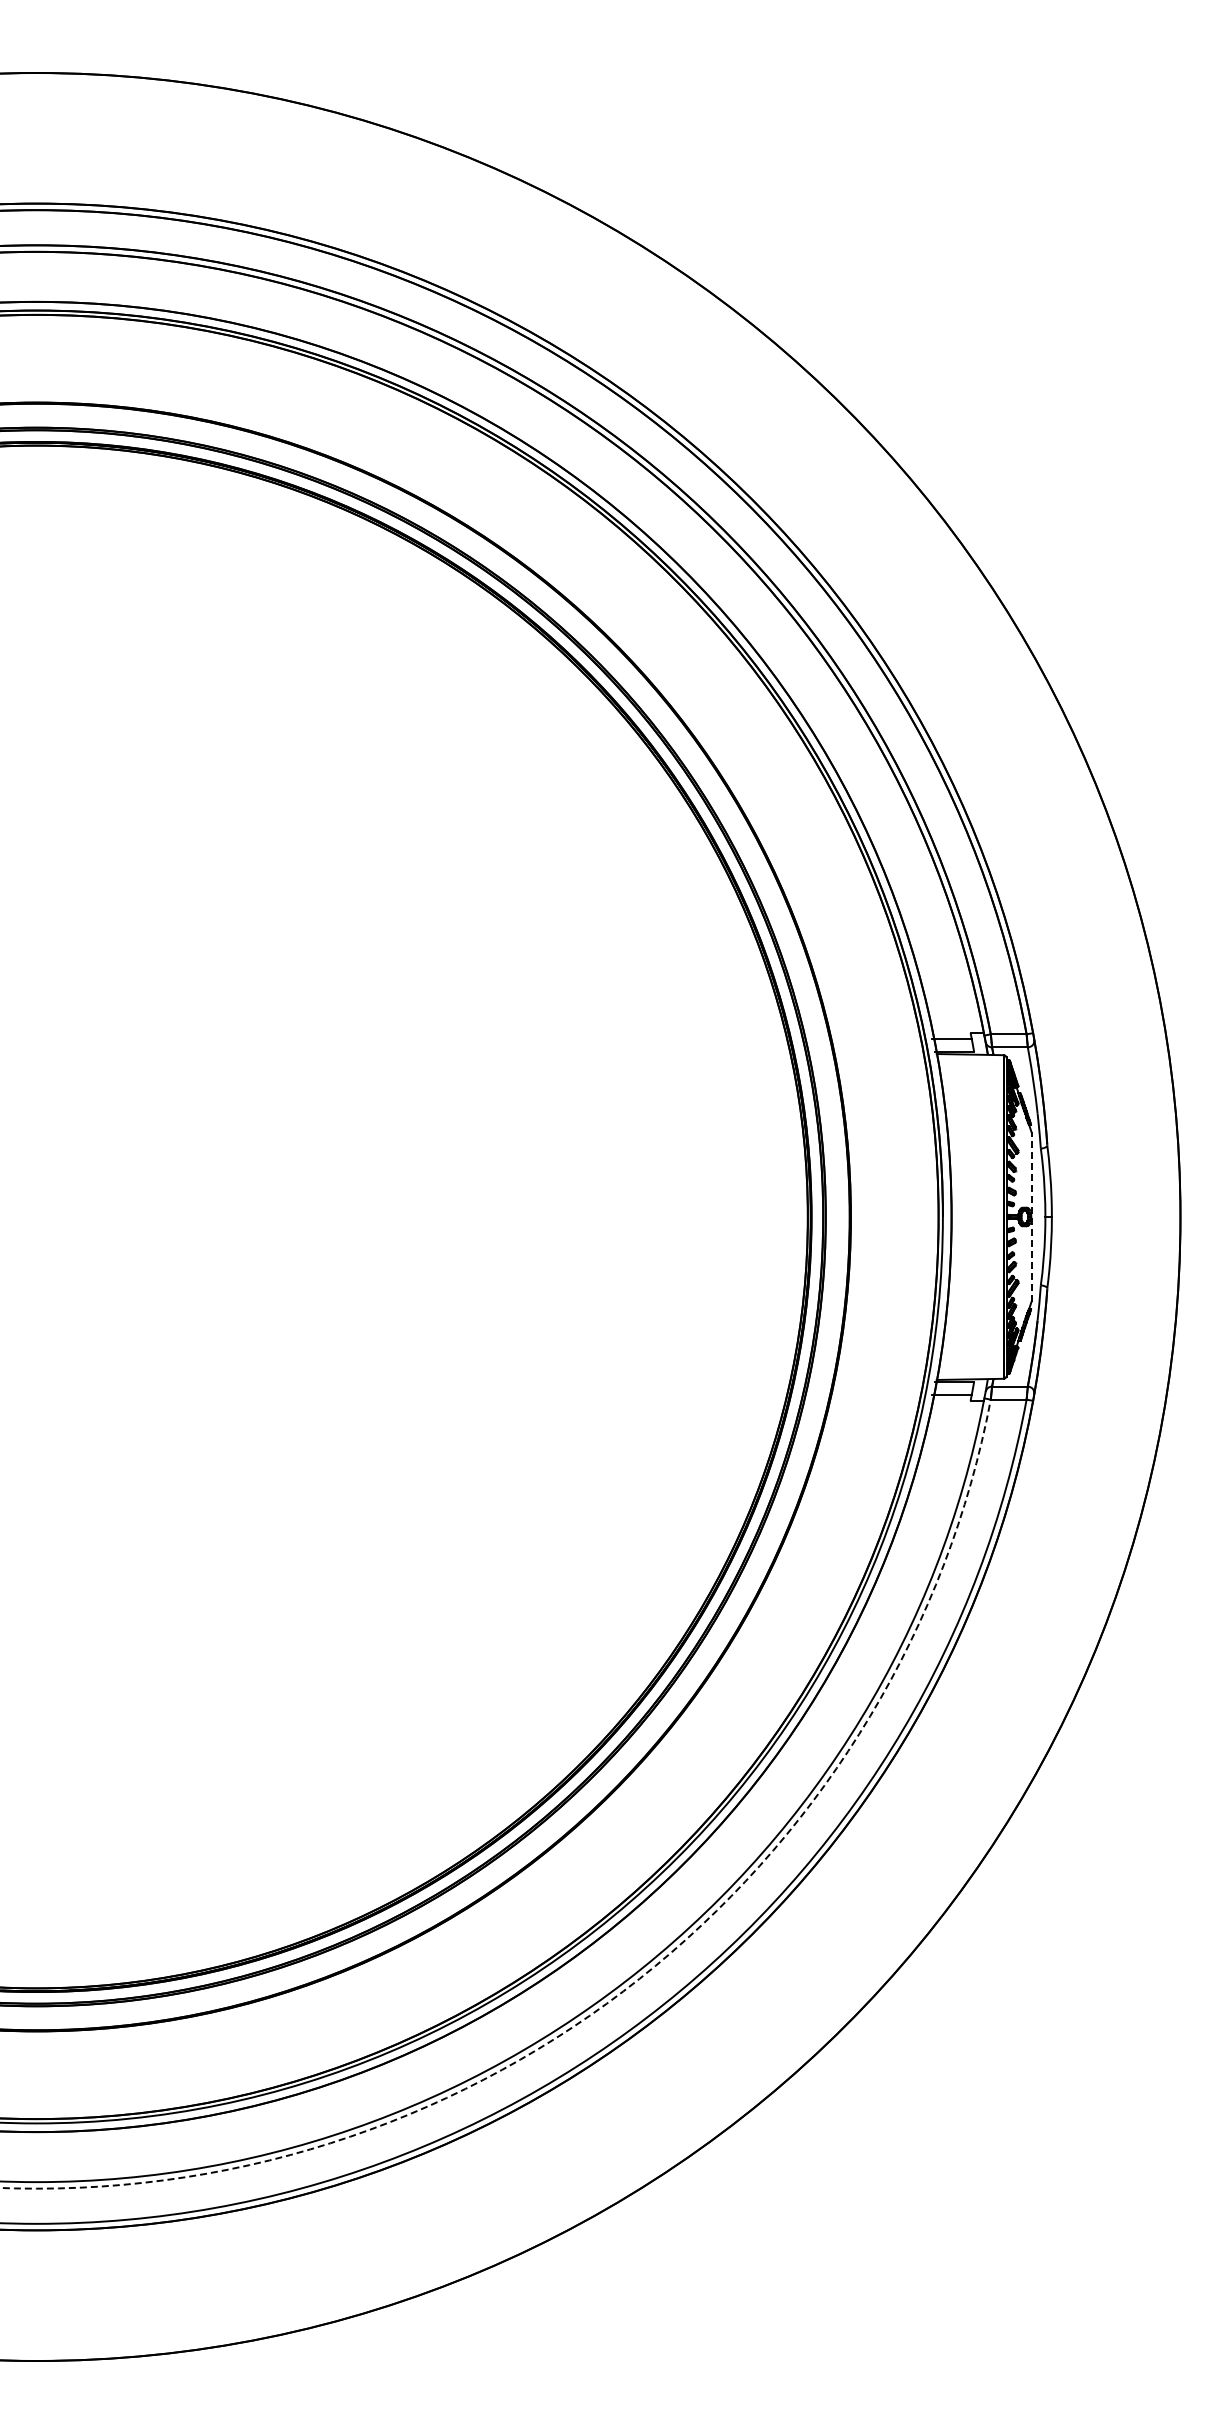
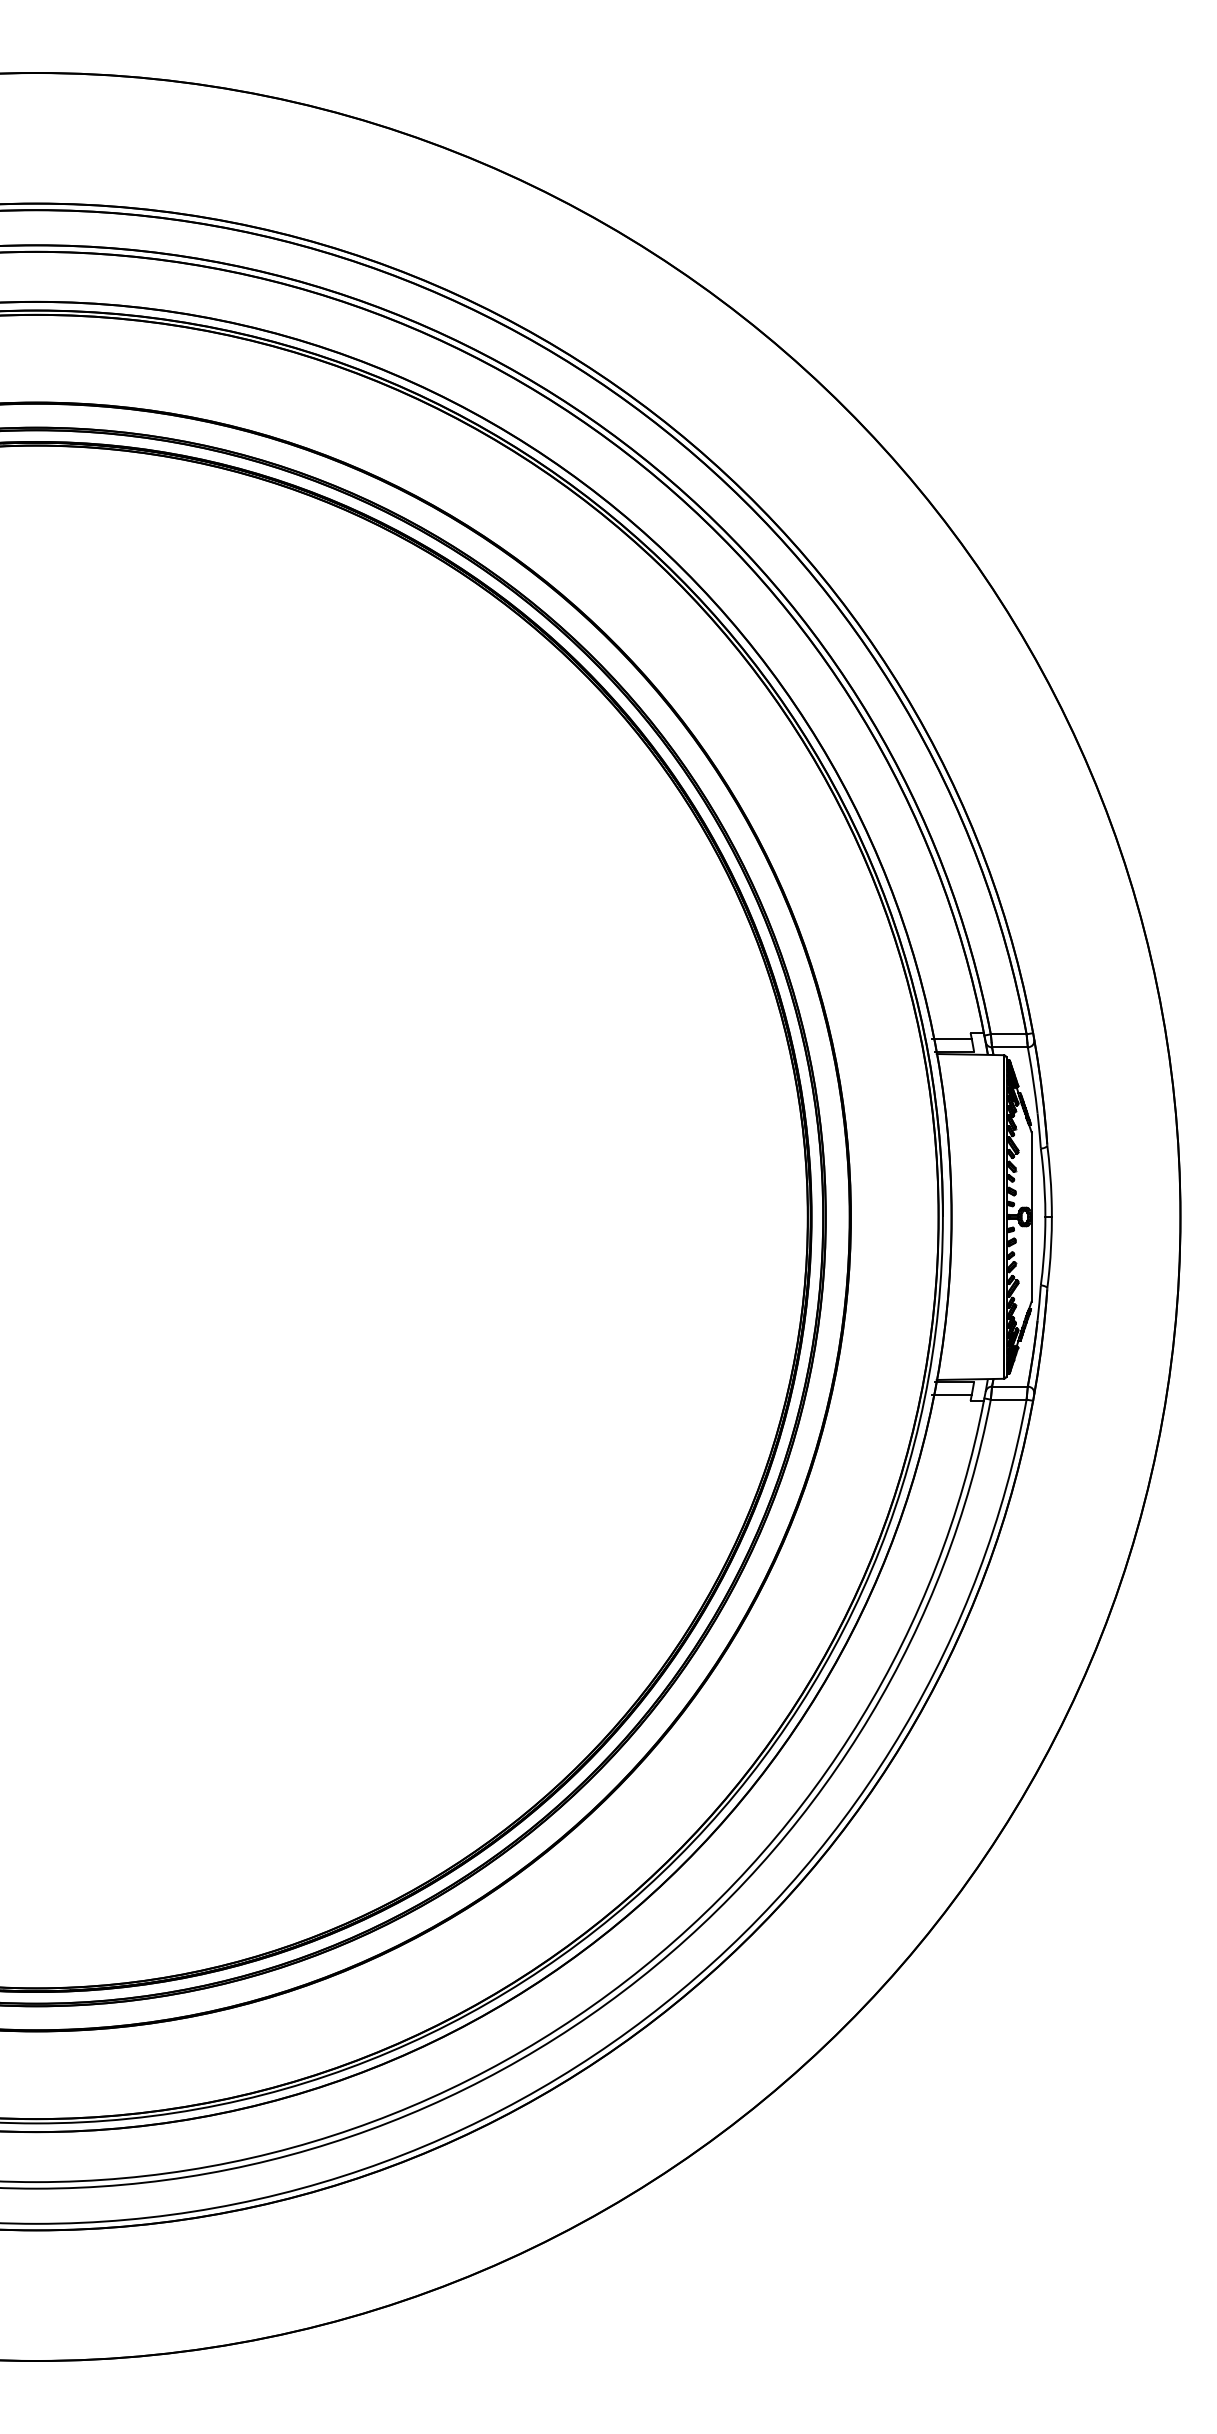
line: dashed -> solid (1031, 1216)
arc: dashed -> solid (641, 1976)
